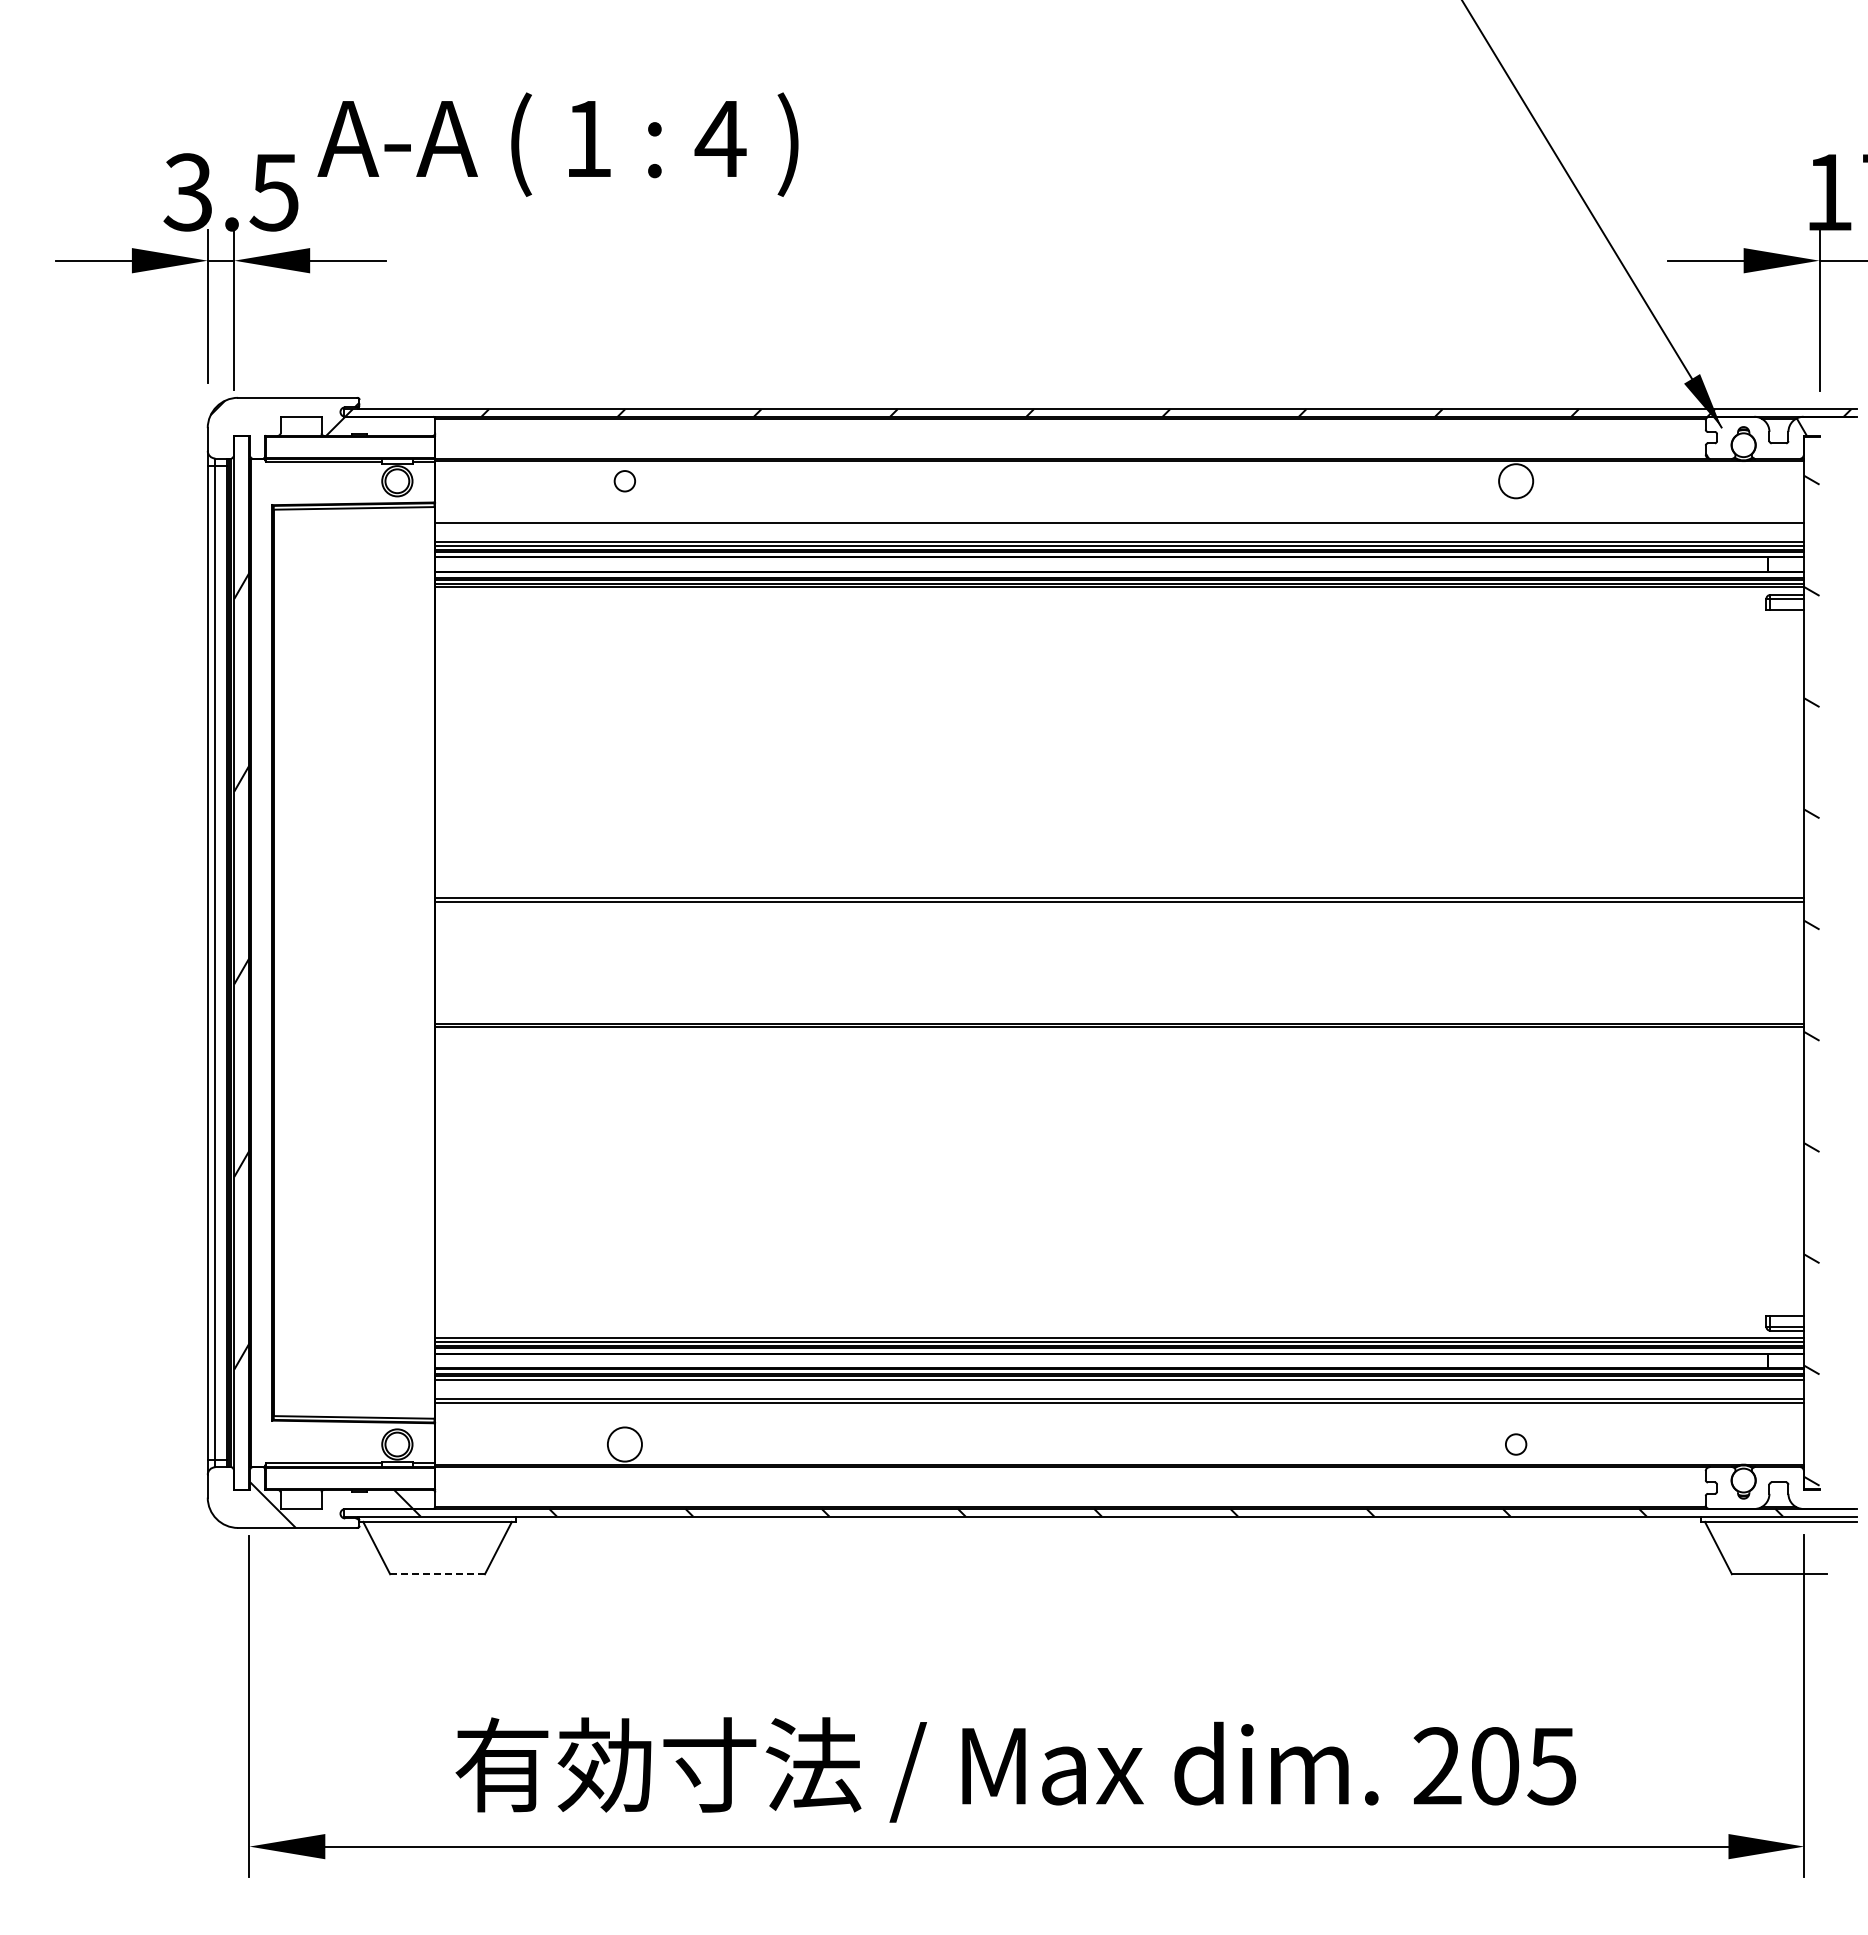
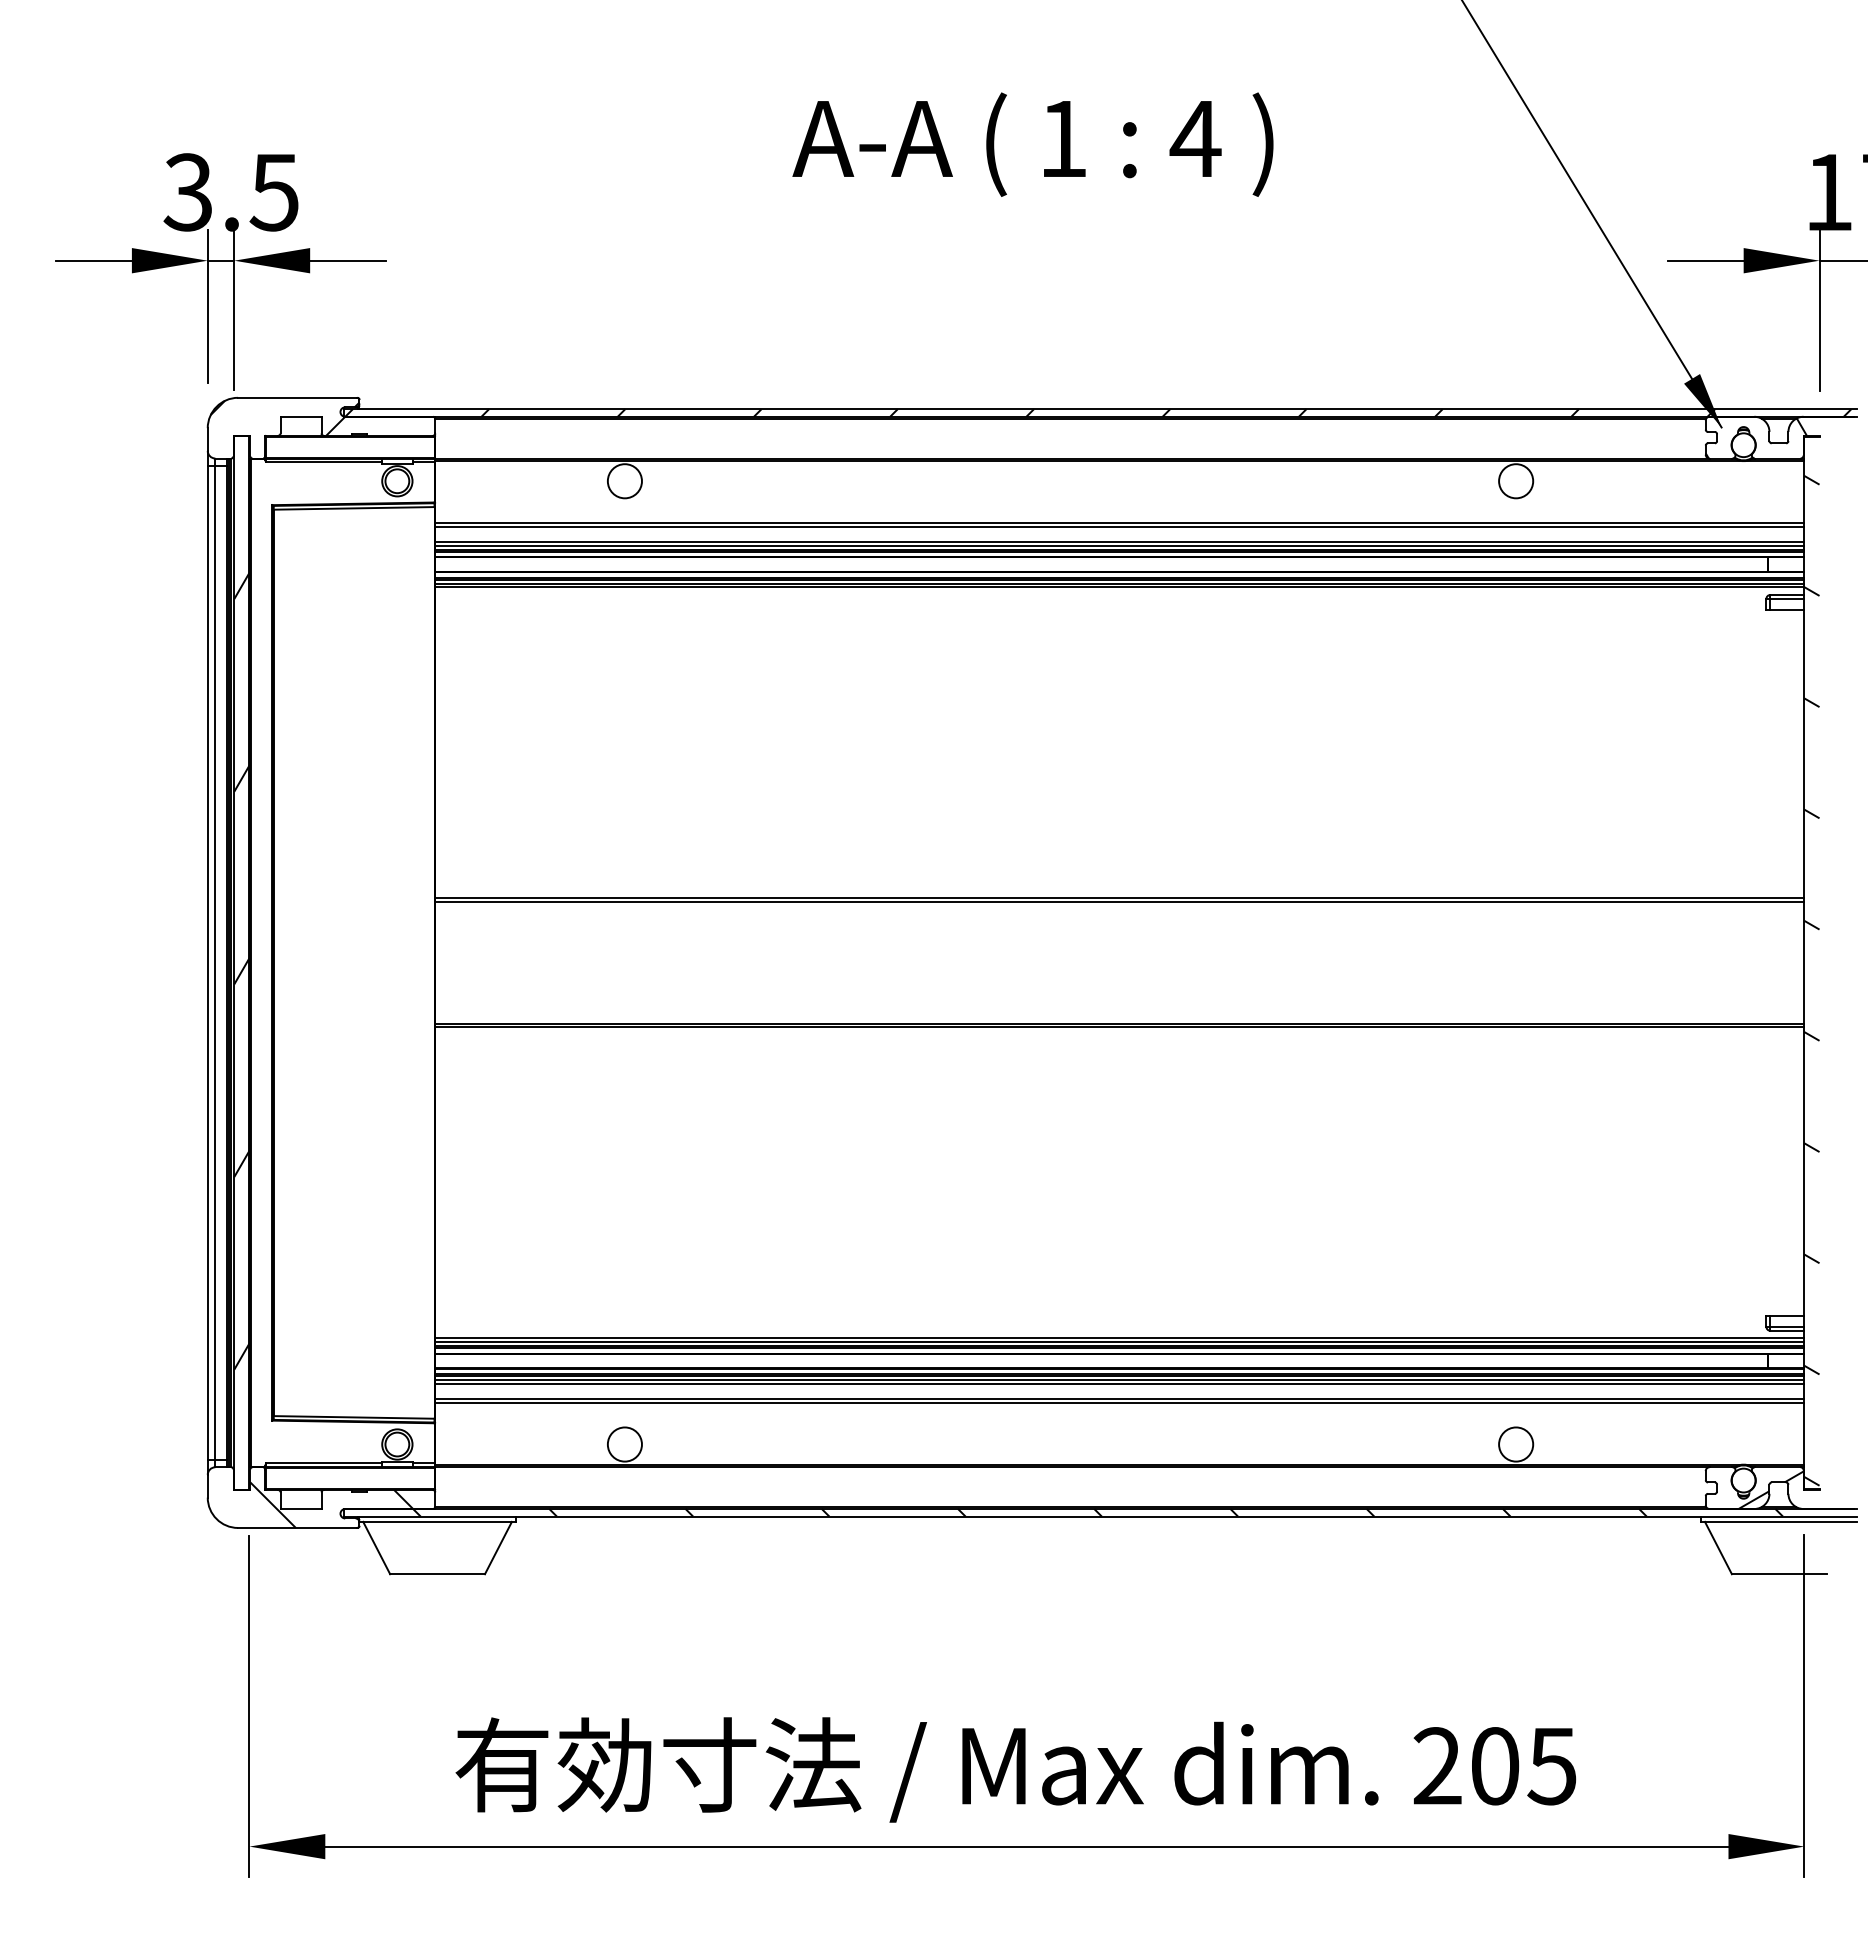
text position: (557, 144) -> (1032, 144) (1032, 144)
circle diameter: 20 px -> 34 px (624, 481)
line: none -> present (1119, 526)
line: none -> present (1119, 1383)
circle diameter: 20 px -> 34 px (1516, 1444)
hatch: none -> present (1770, 1490)
line: dashed -> solid (438, 1574)
